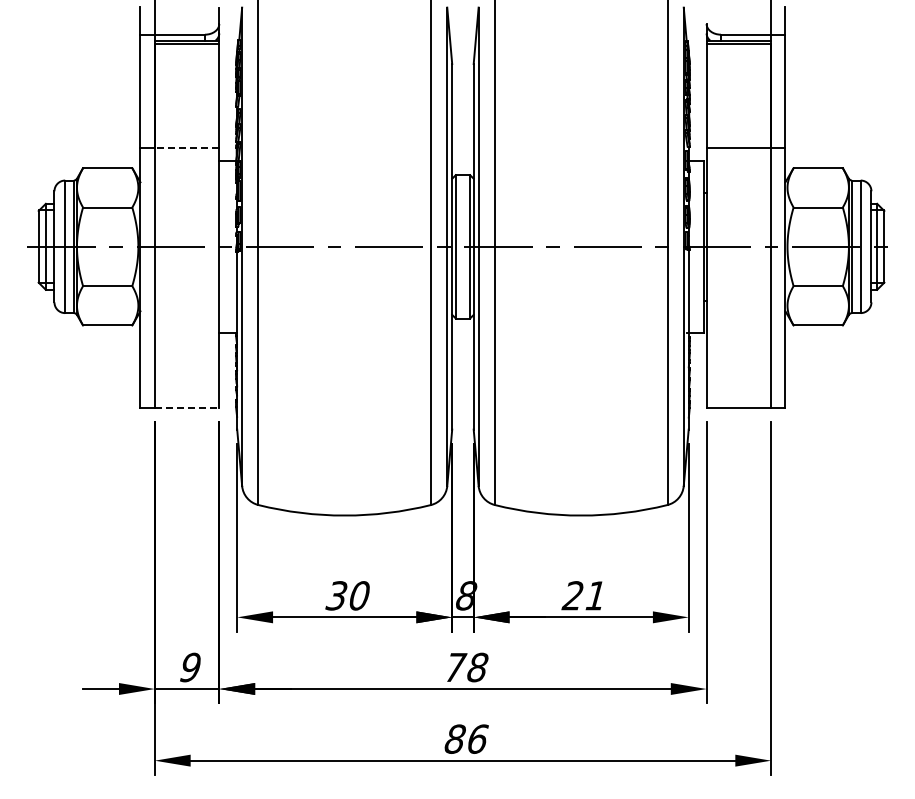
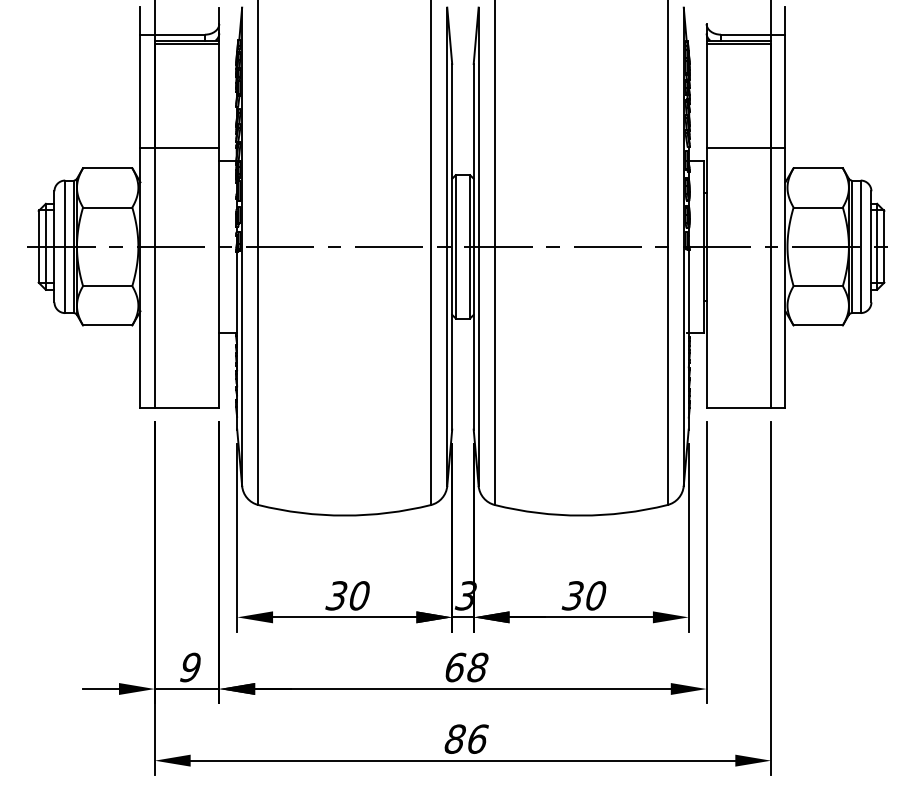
line: dashed -> solid (186, 147)
line: dashed -> solid (187, 408)
text: 8 -> 3 (465, 595)
text: 21 -> 30 (583, 595)
text: 78 -> 68 (456, 667)
